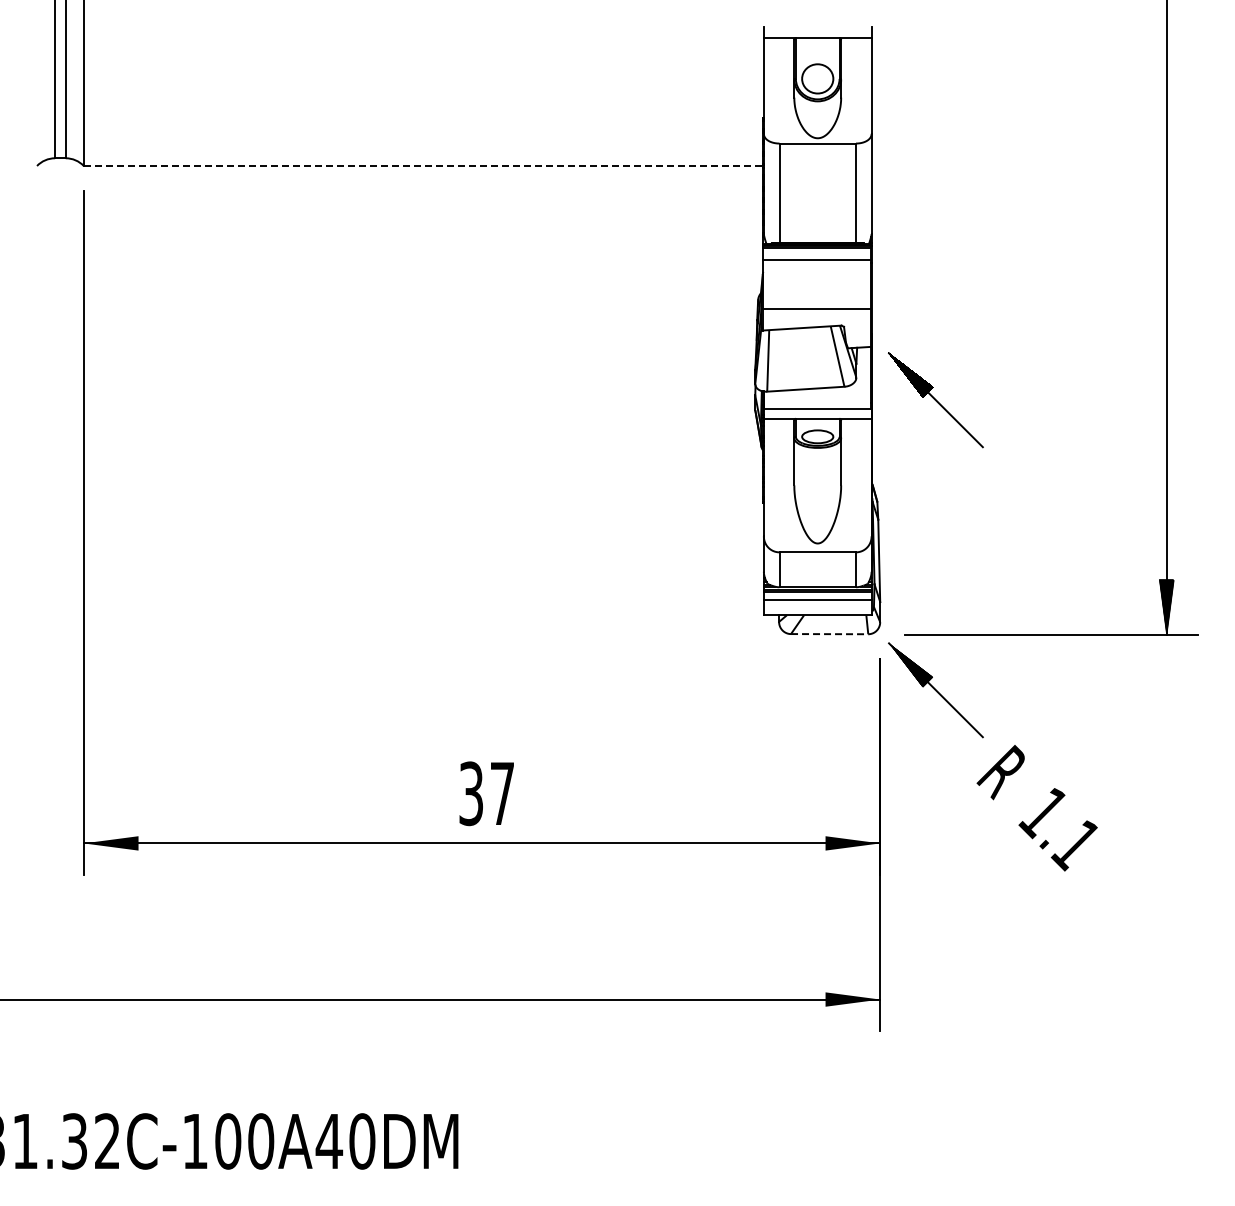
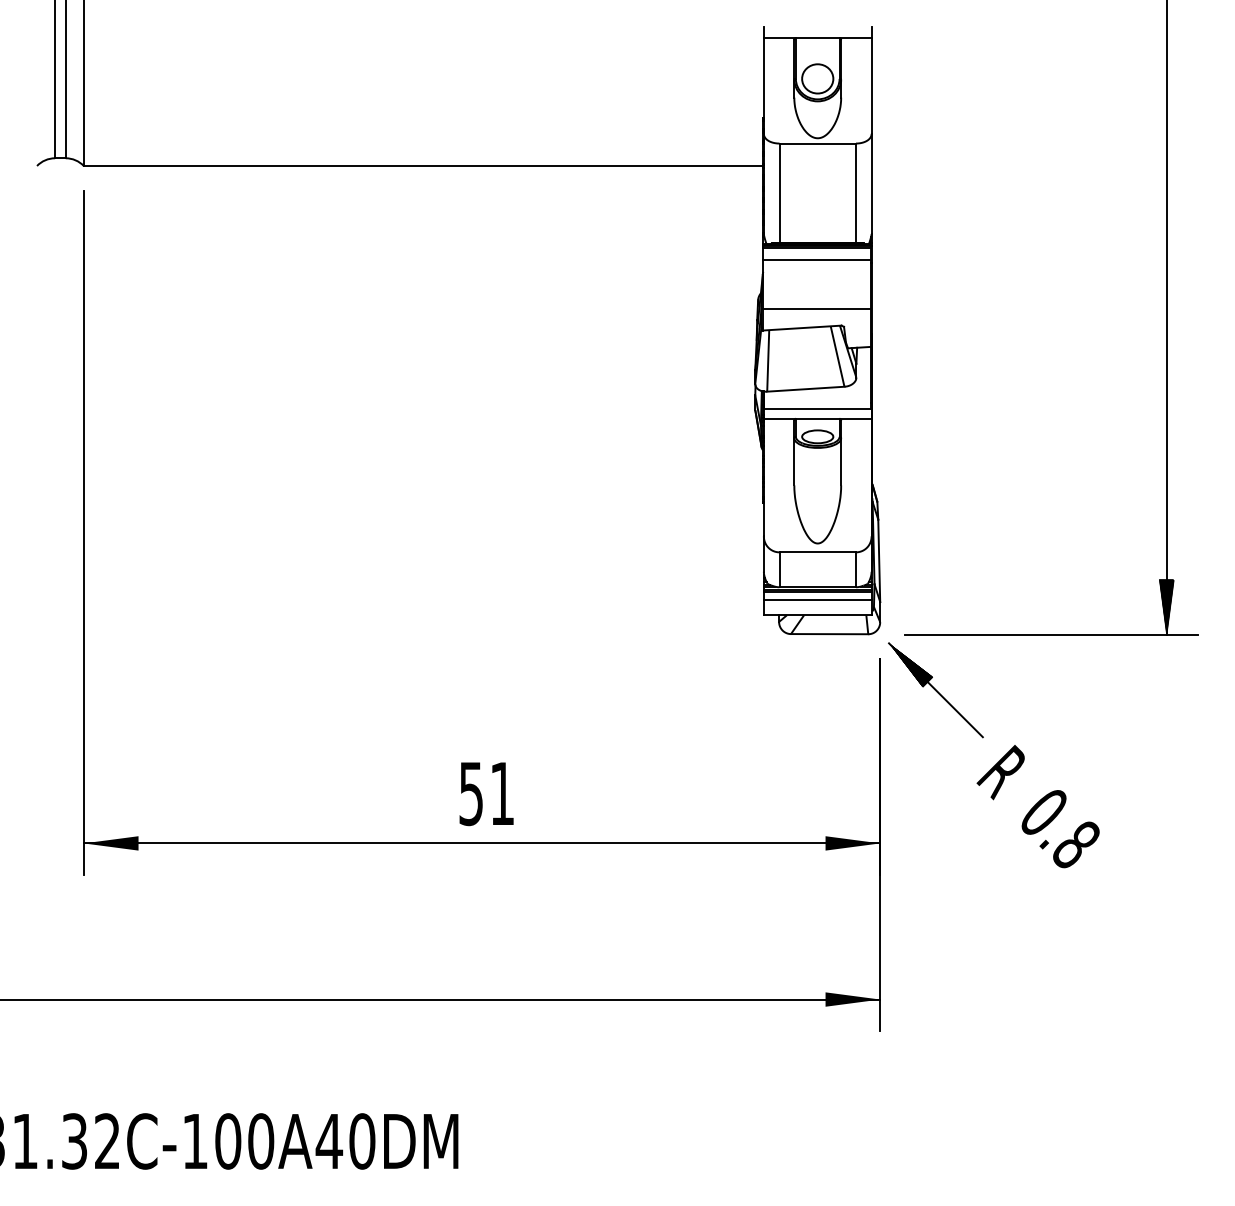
line: dashed -> solid (423, 166)
part: present -> none (935, 400)
line: dashed -> solid (829, 634)
text: 37 -> 51 (486, 793)
text: 1.1 -> 0.8 (1058, 829)
